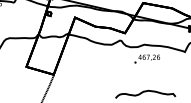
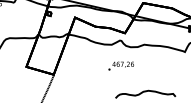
text position: (146, 58) -> (120, 65) (120, 65)
